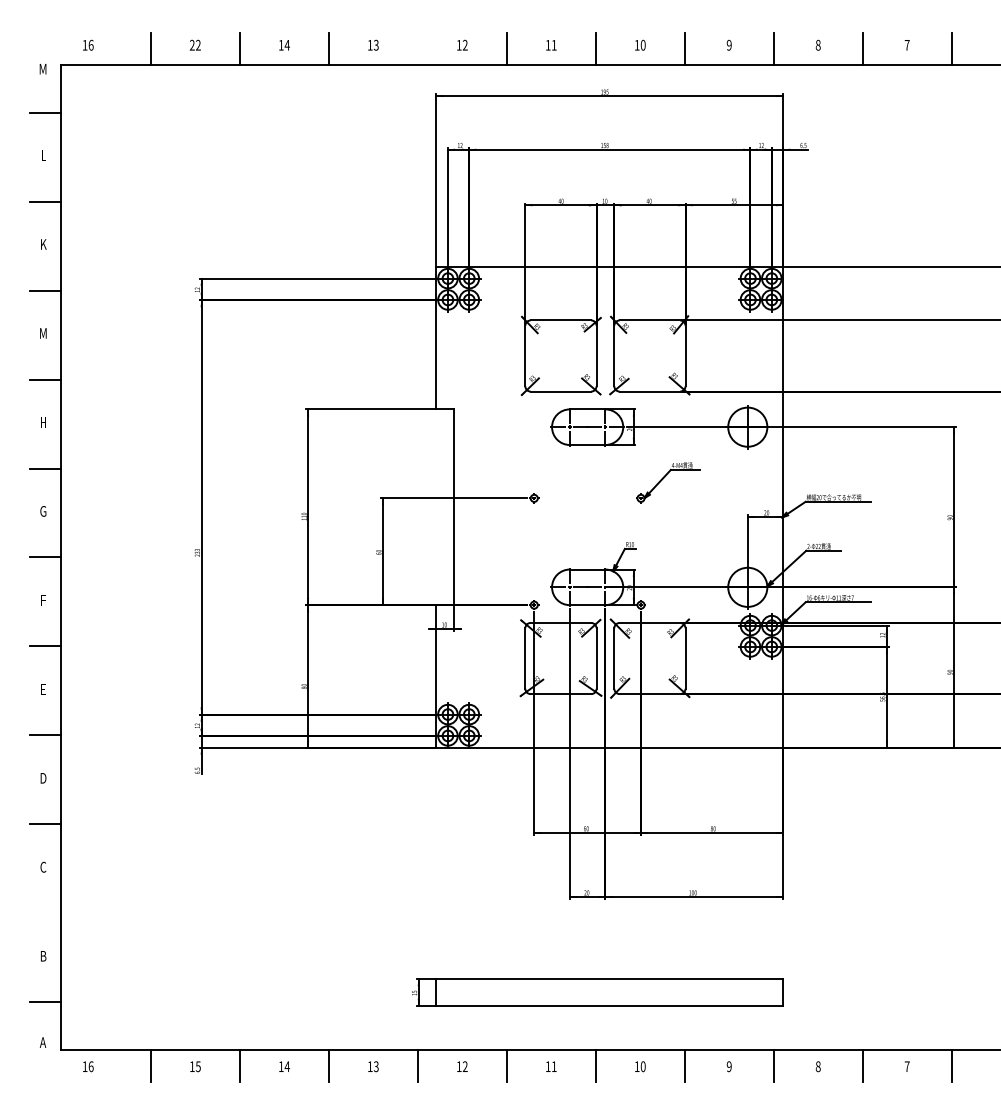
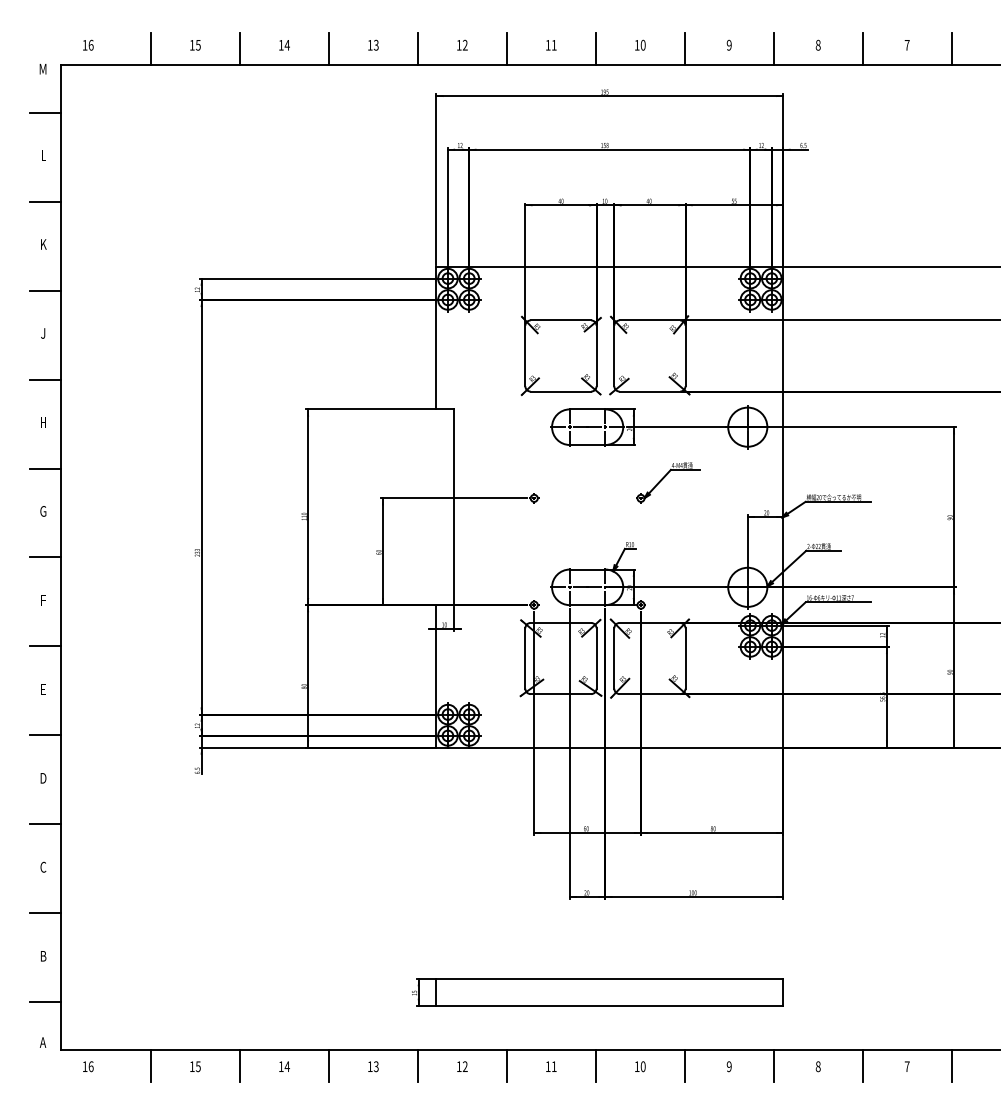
text: 22 -> 15 (194, 44)
line: none -> present (418, 48)
text: M -> J (43, 333)
line: none -> present (45, 913)
